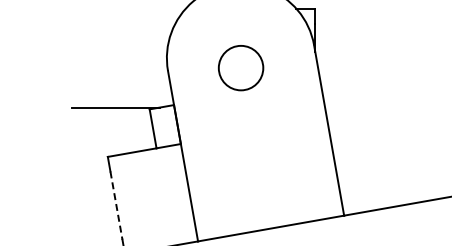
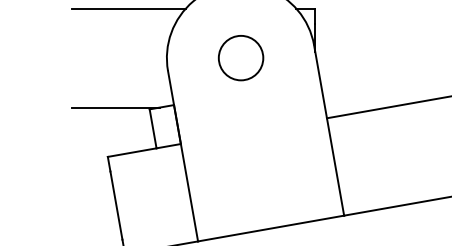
line: none -> present (128, 8)
circle position: (240, 68) -> (240, 58) (240, 58)
line: none -> present (387, 107)
line: dashed -> solid (116, 205)
